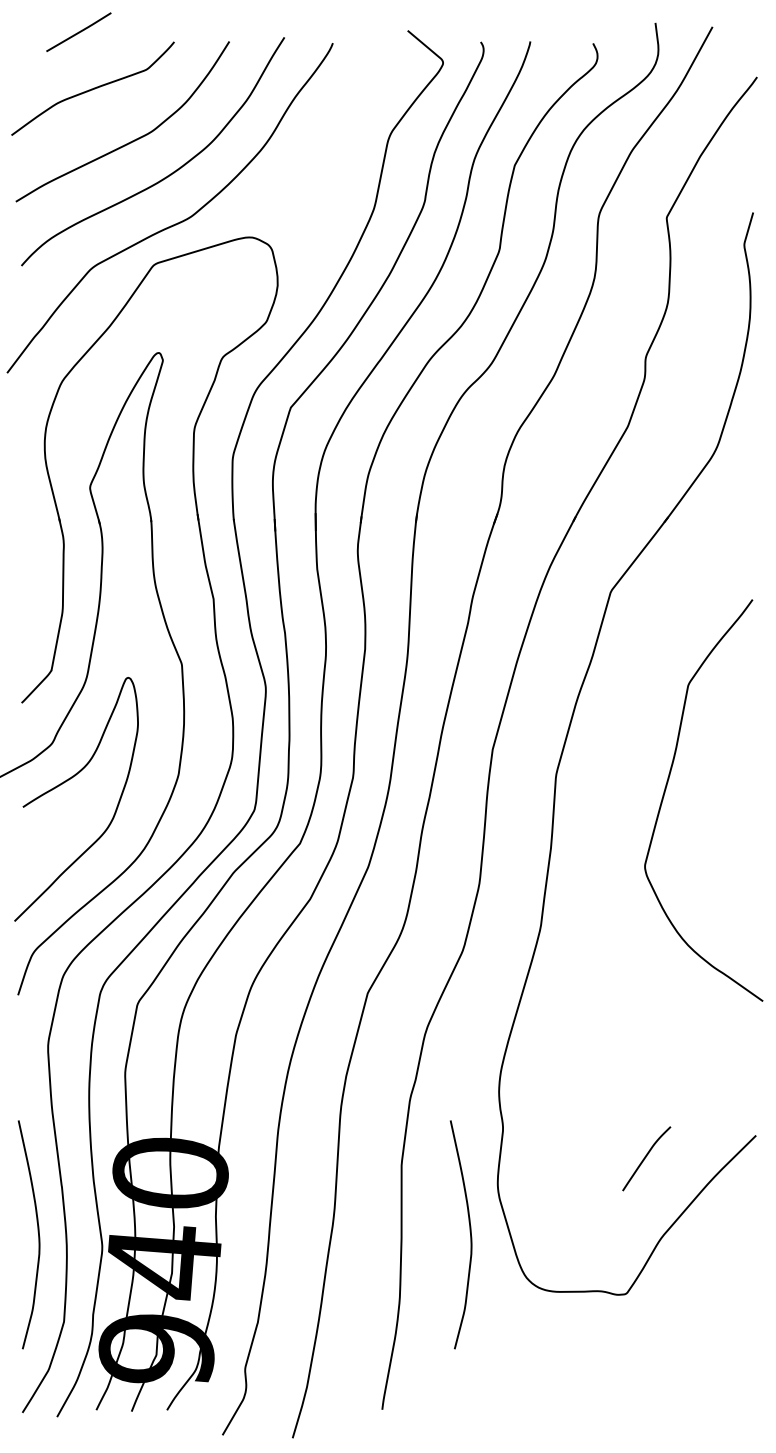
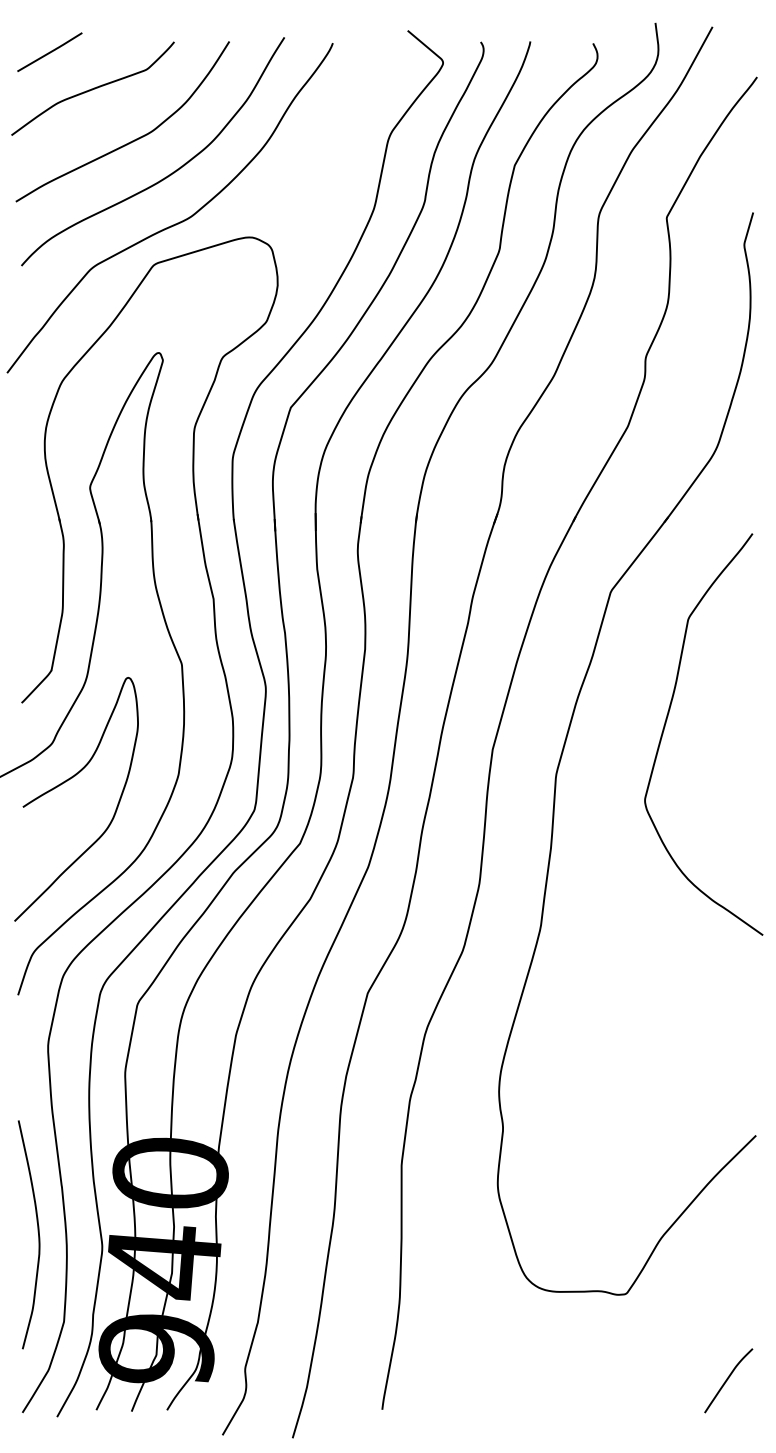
line position: (78, 31) -> (49, 51) (49, 51)
curve position: (666, 789) -> (666, 723) (666, 723)
curve position: (646, 1157) -> (728, 1379) (728, 1379)
curve: present -> none (469, 1232)
